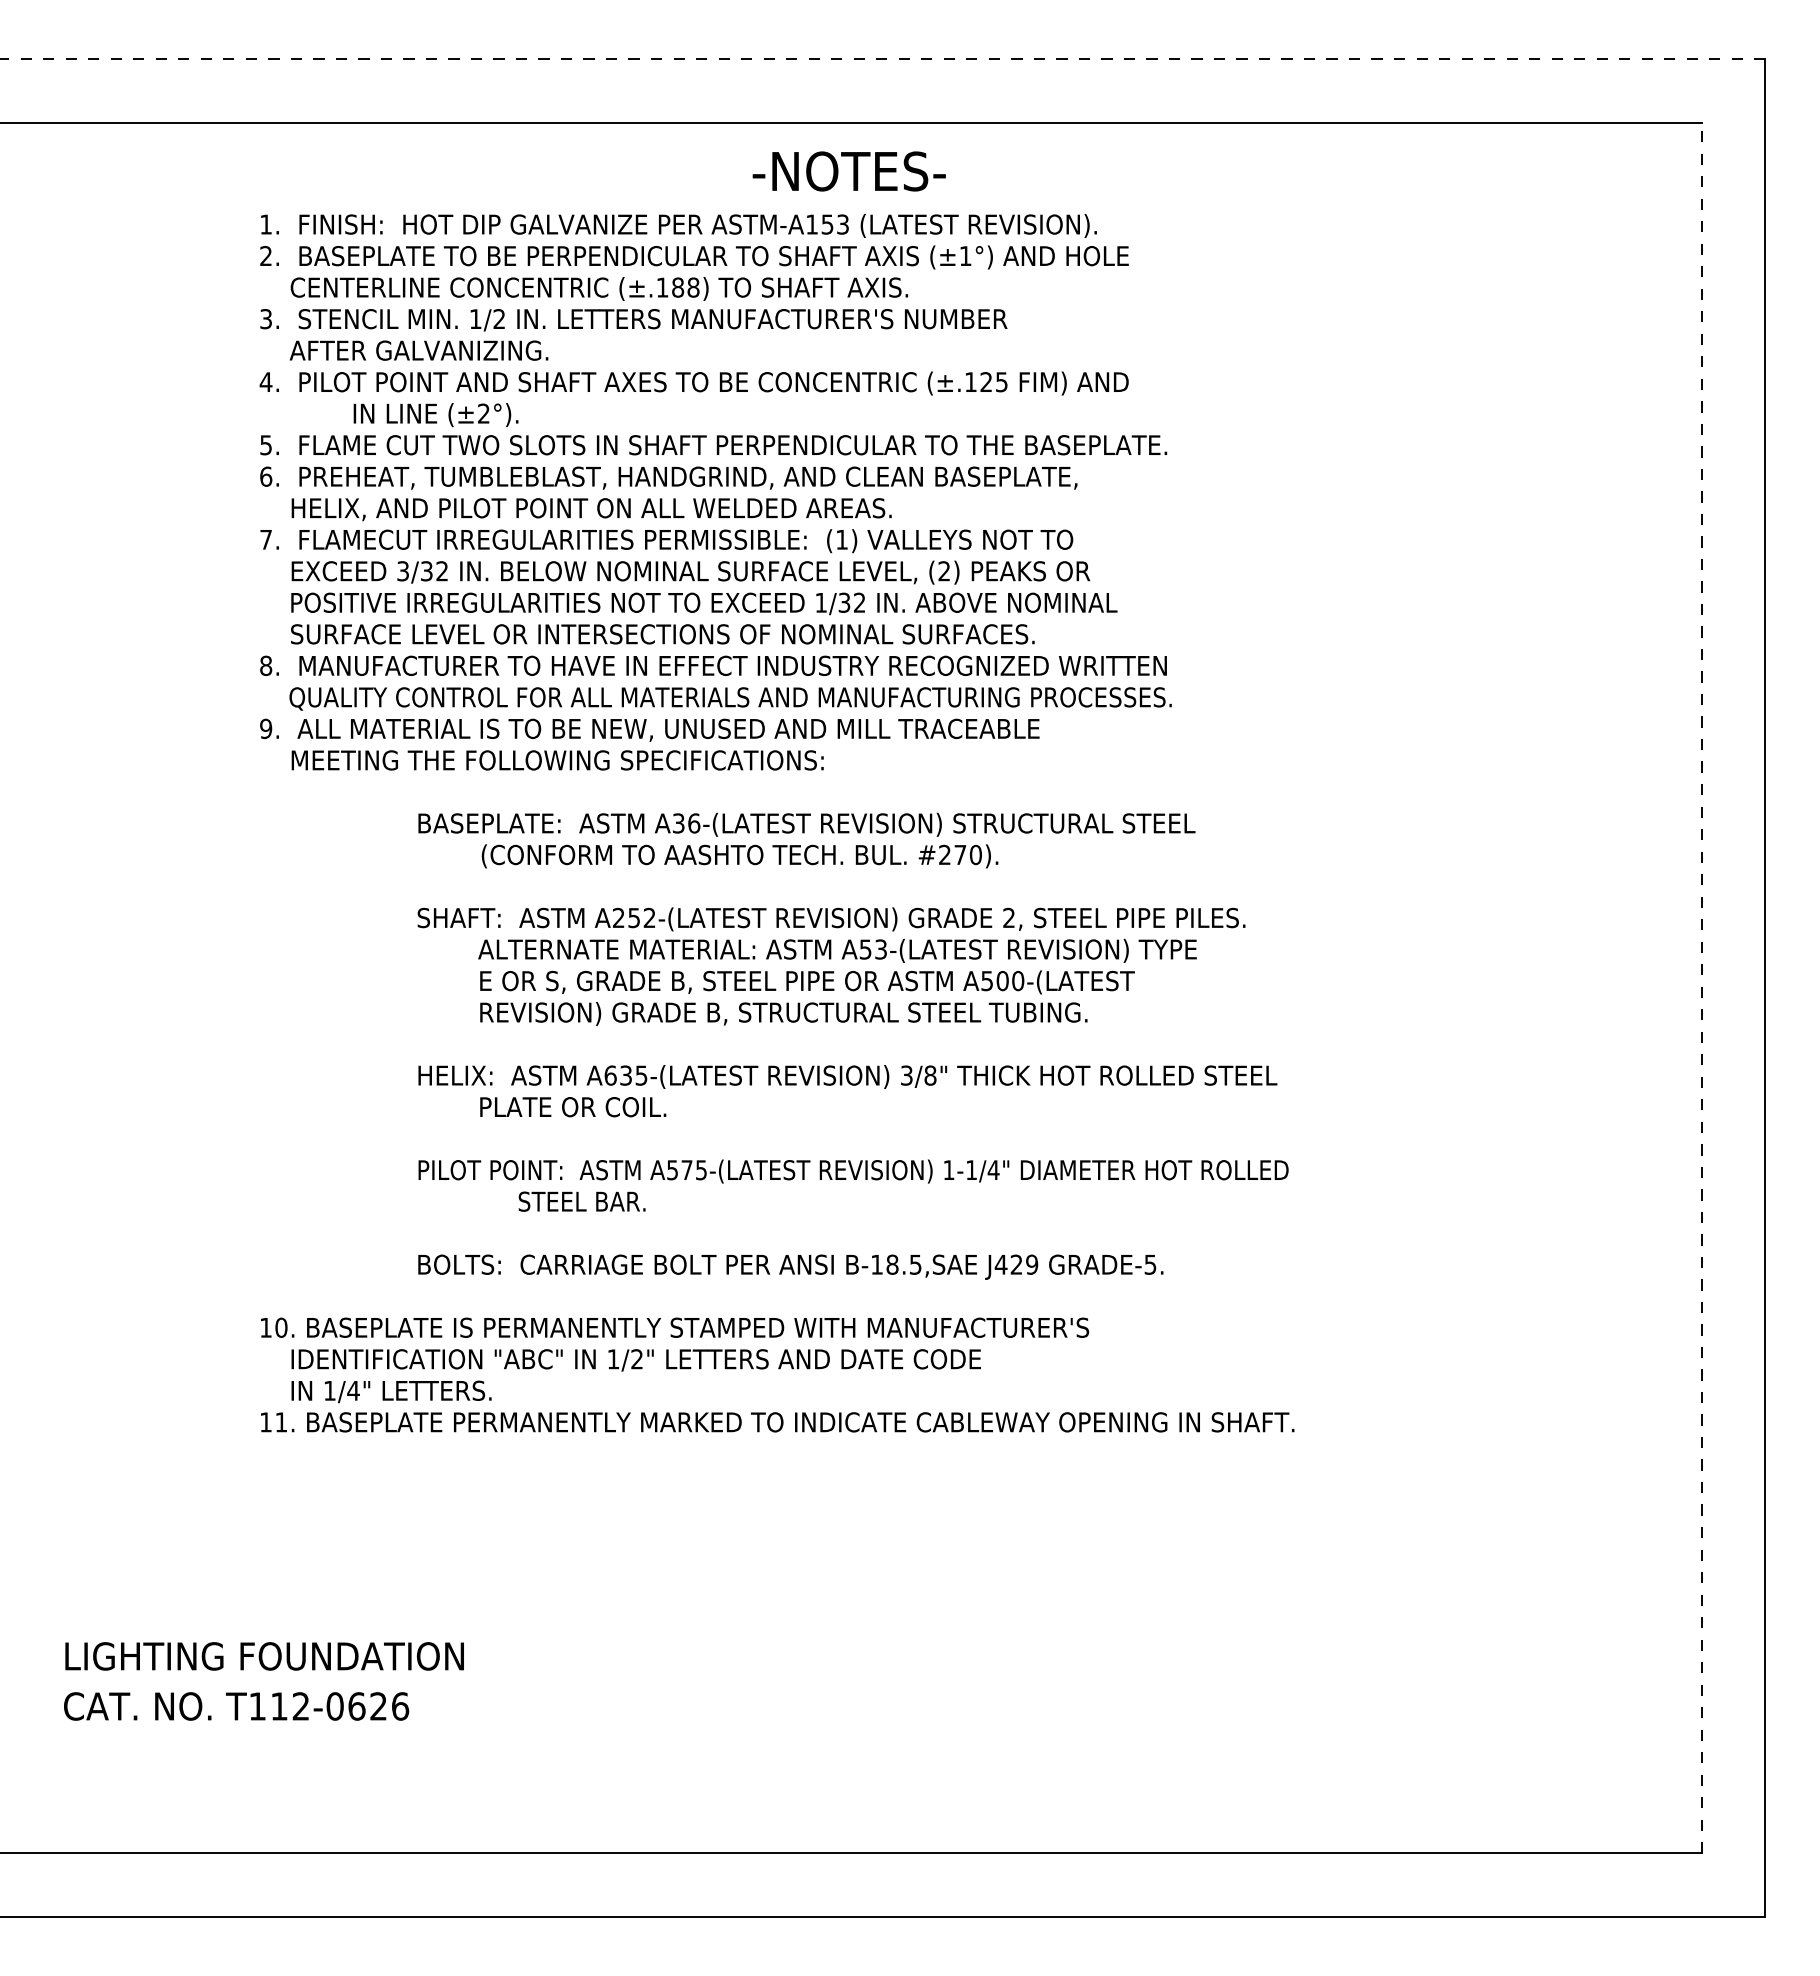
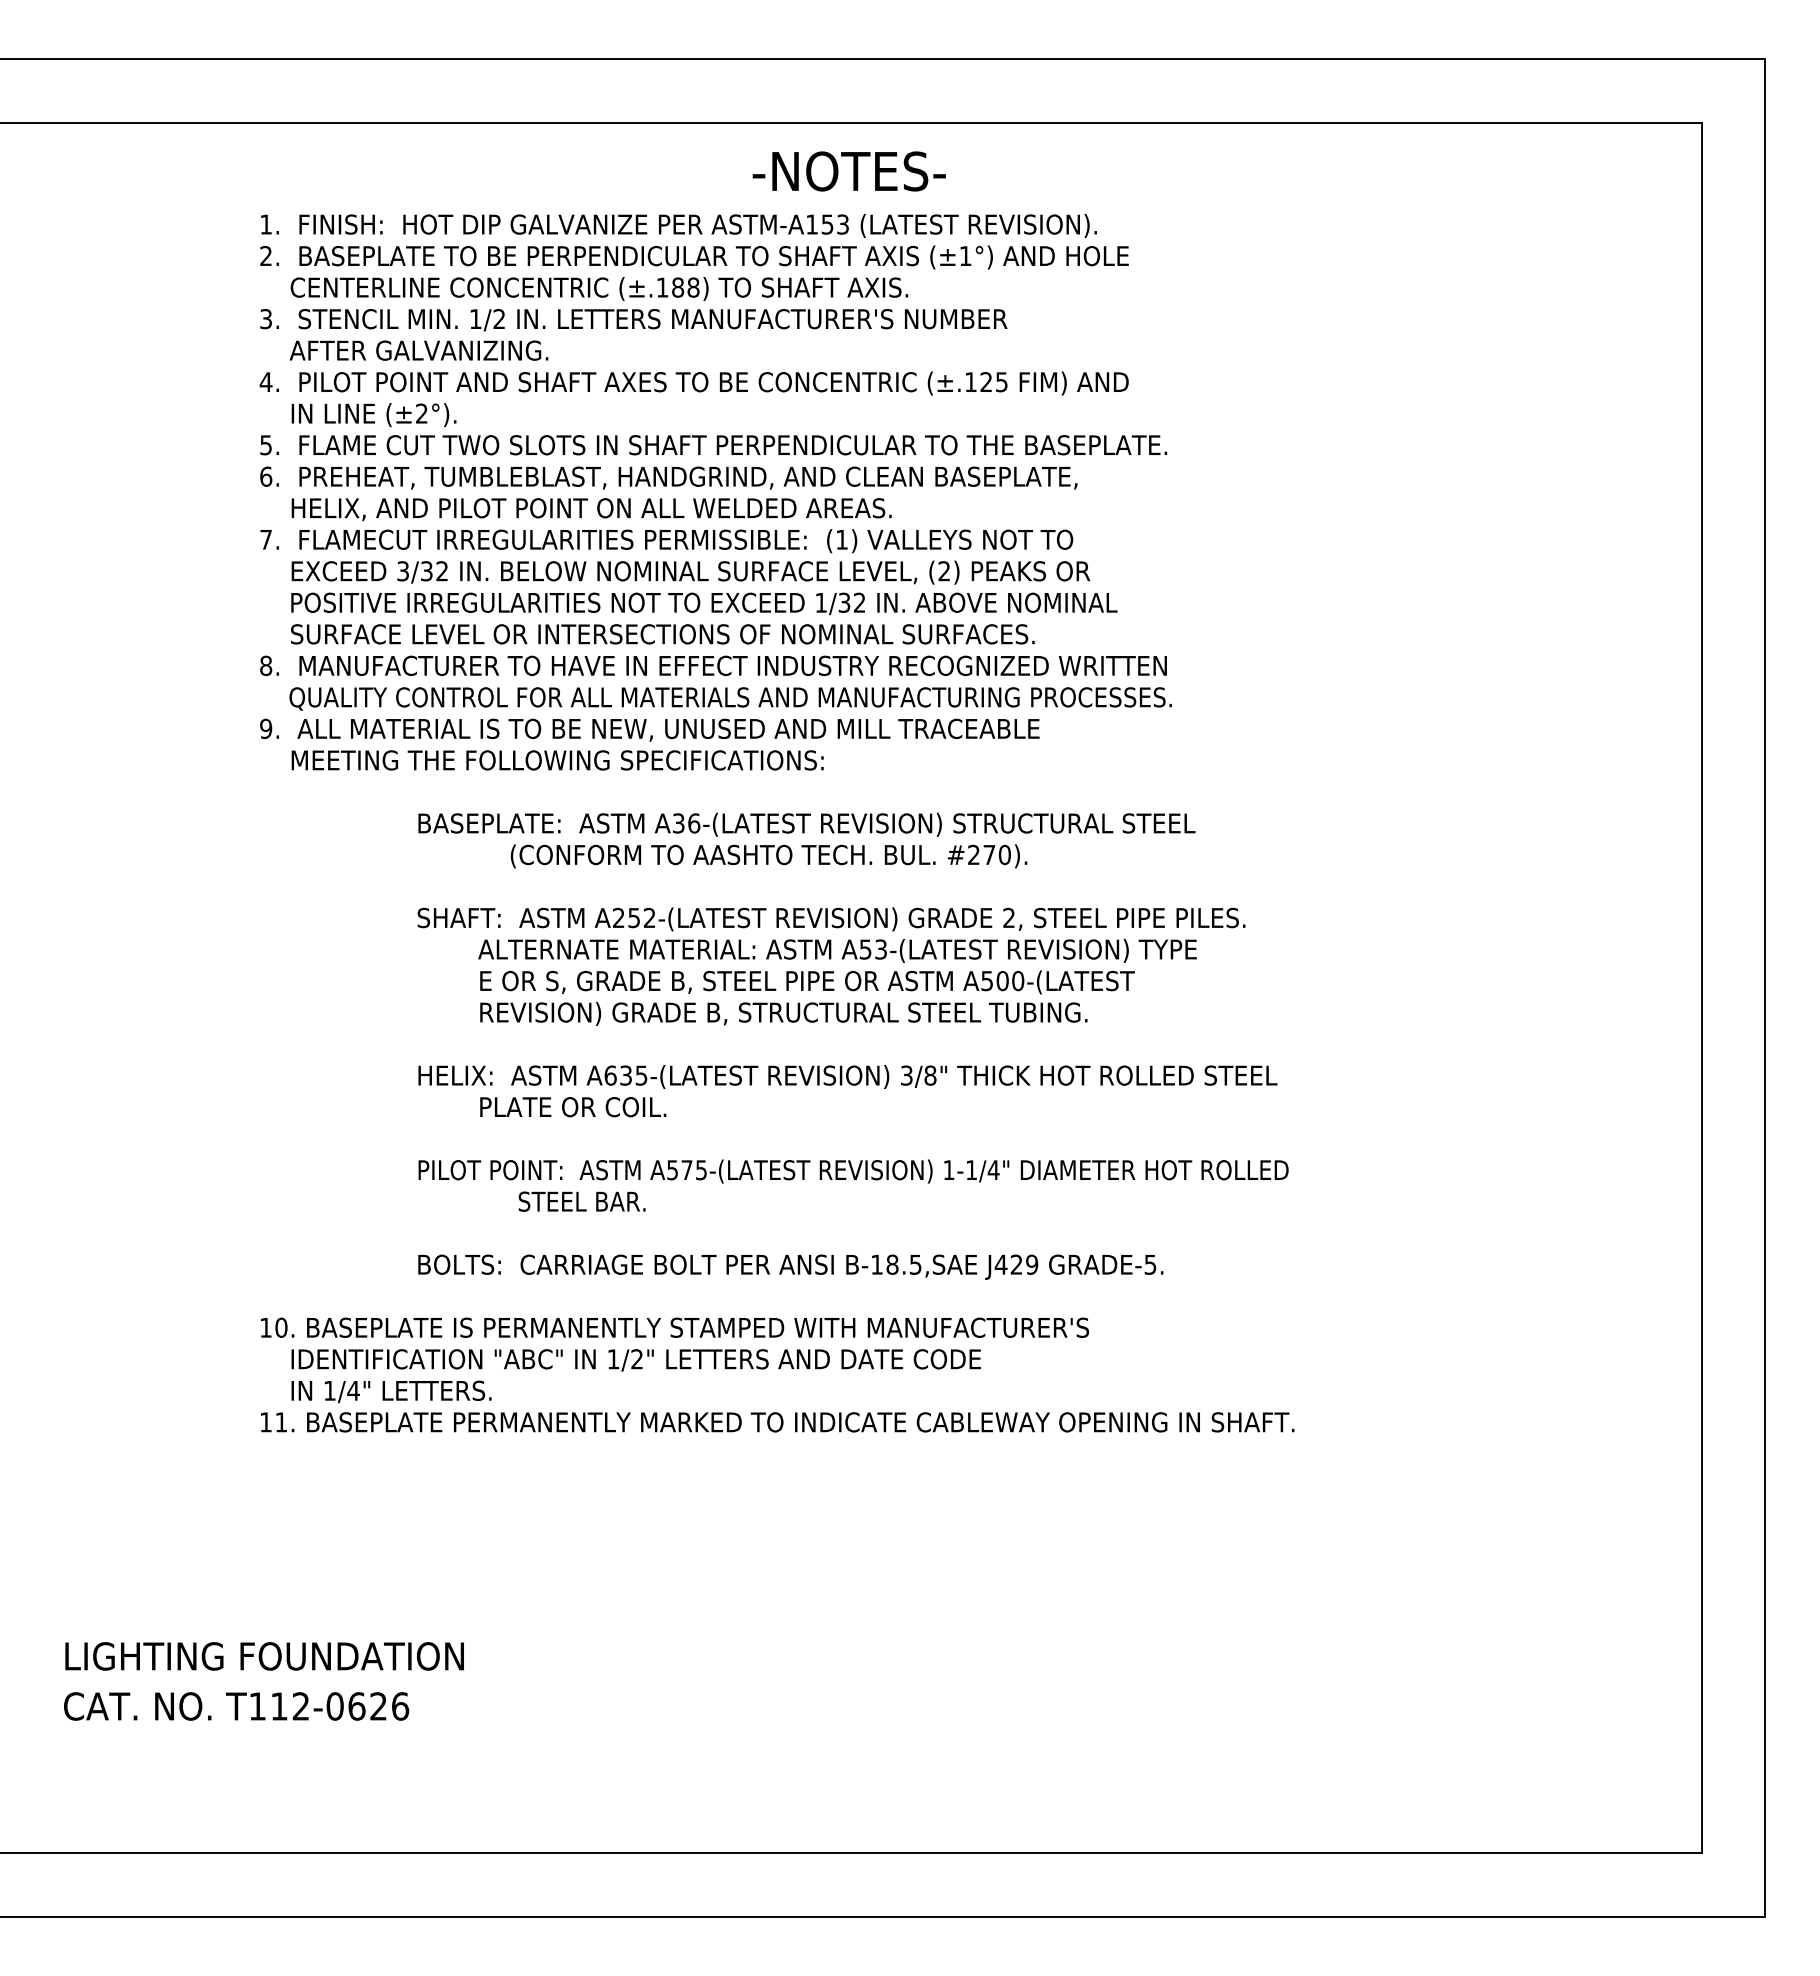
line: dashed -> solid (882, 59)
text position: (435, 414) -> (373, 414) (373, 414)
text position: (739, 856) -> (768, 856) (768, 856)
line: dashed -> solid (1702, 987)
